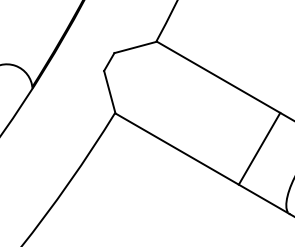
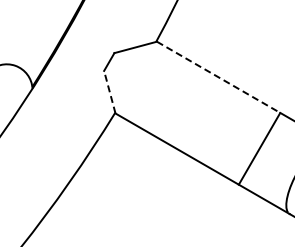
line: solid -> dashed (219, 77)
line: solid -> dashed (109, 91)
